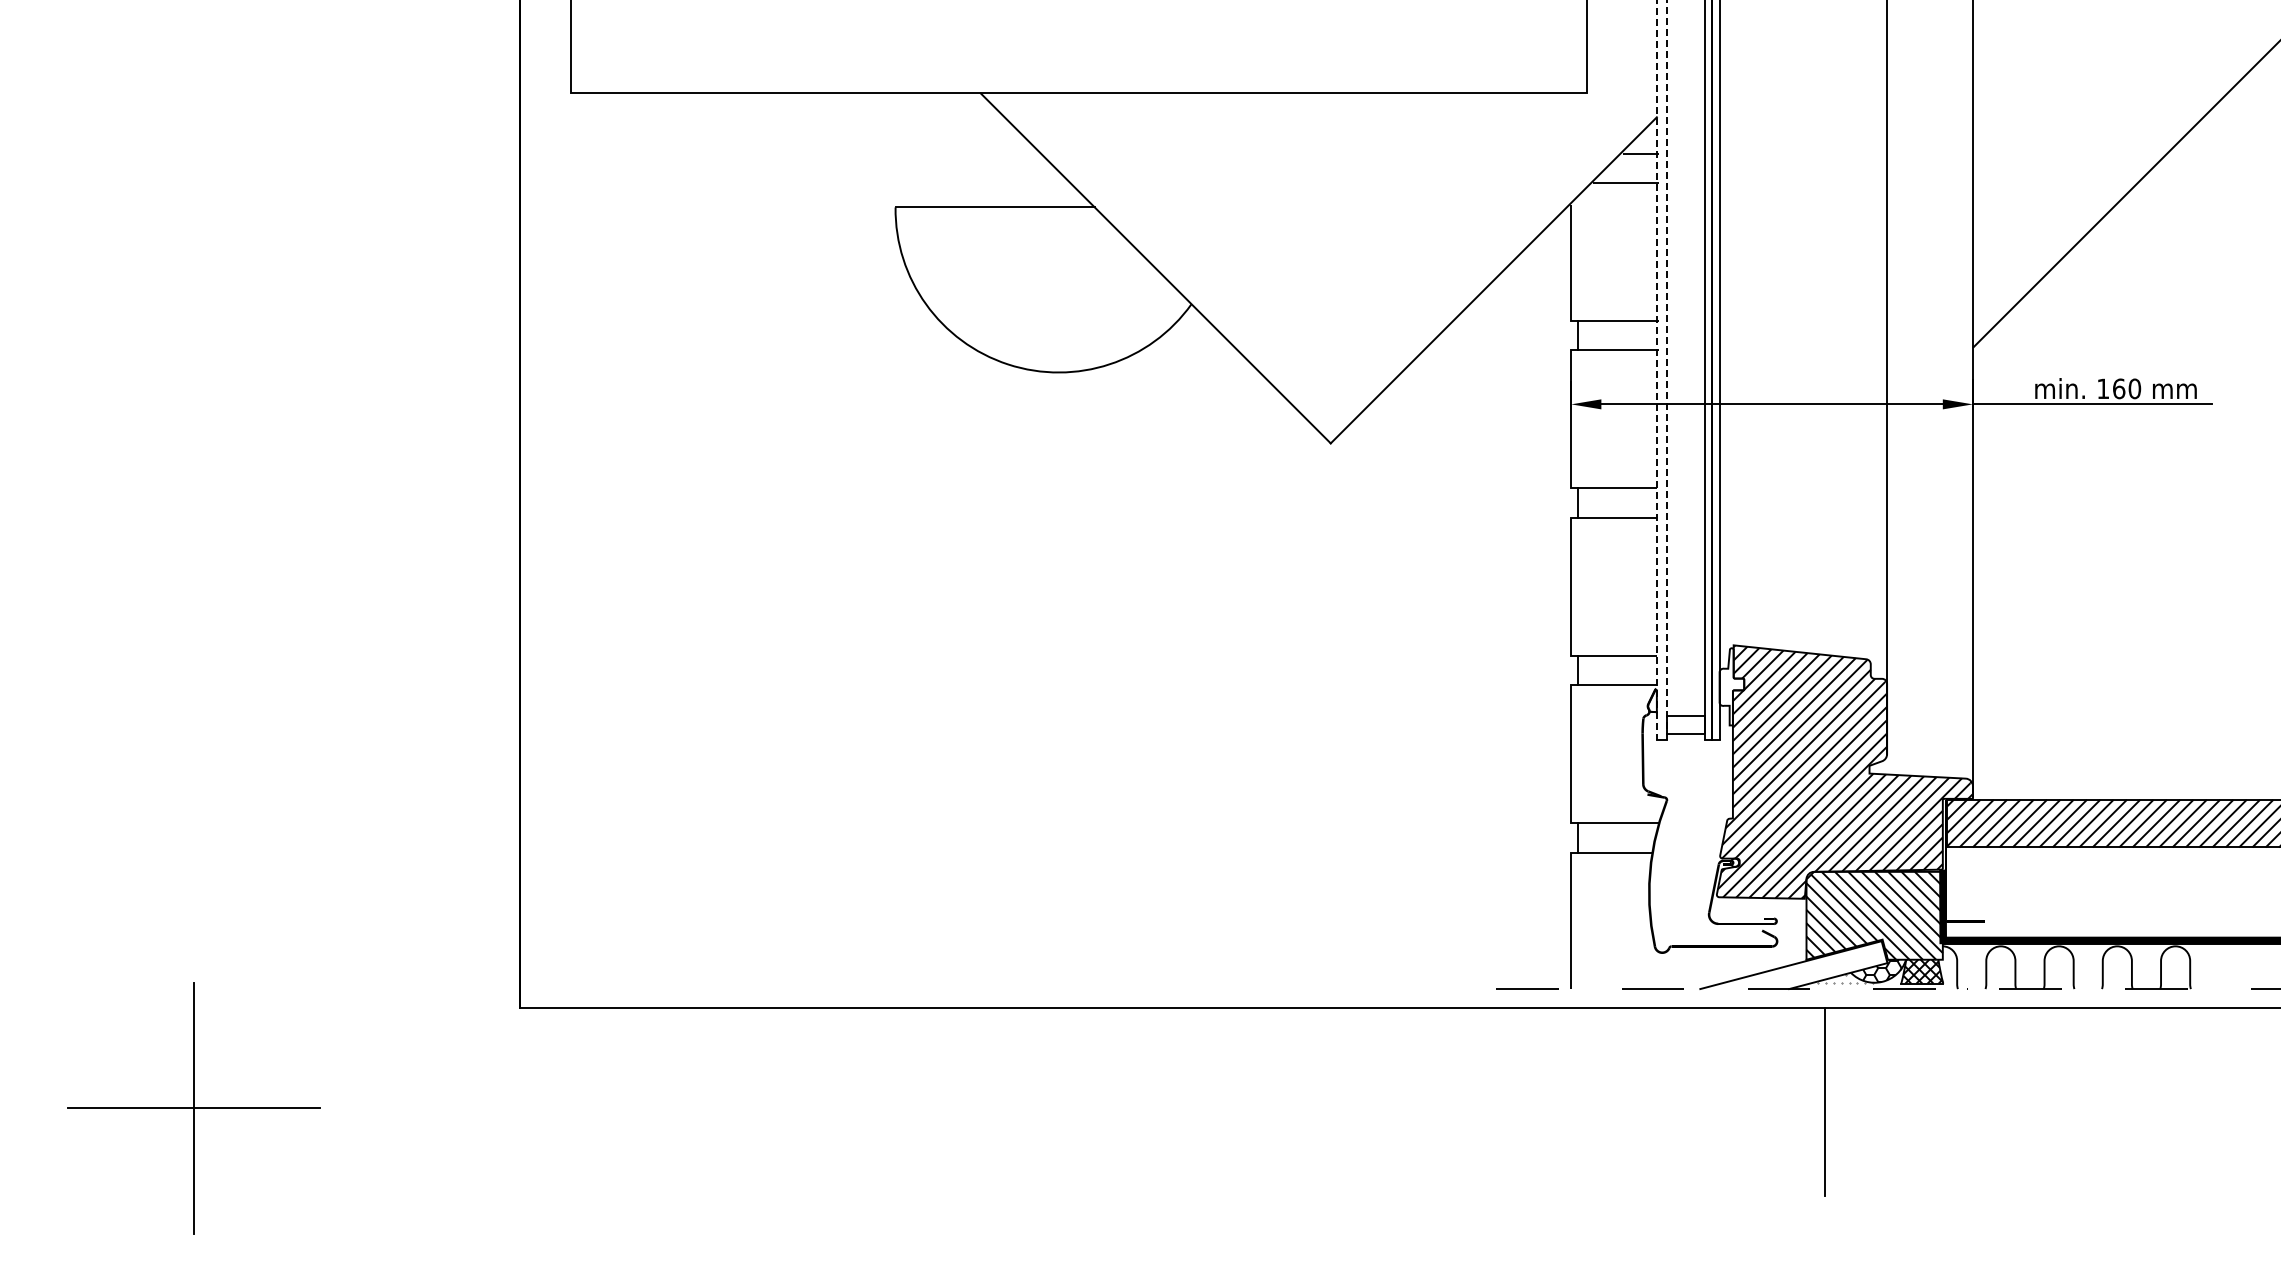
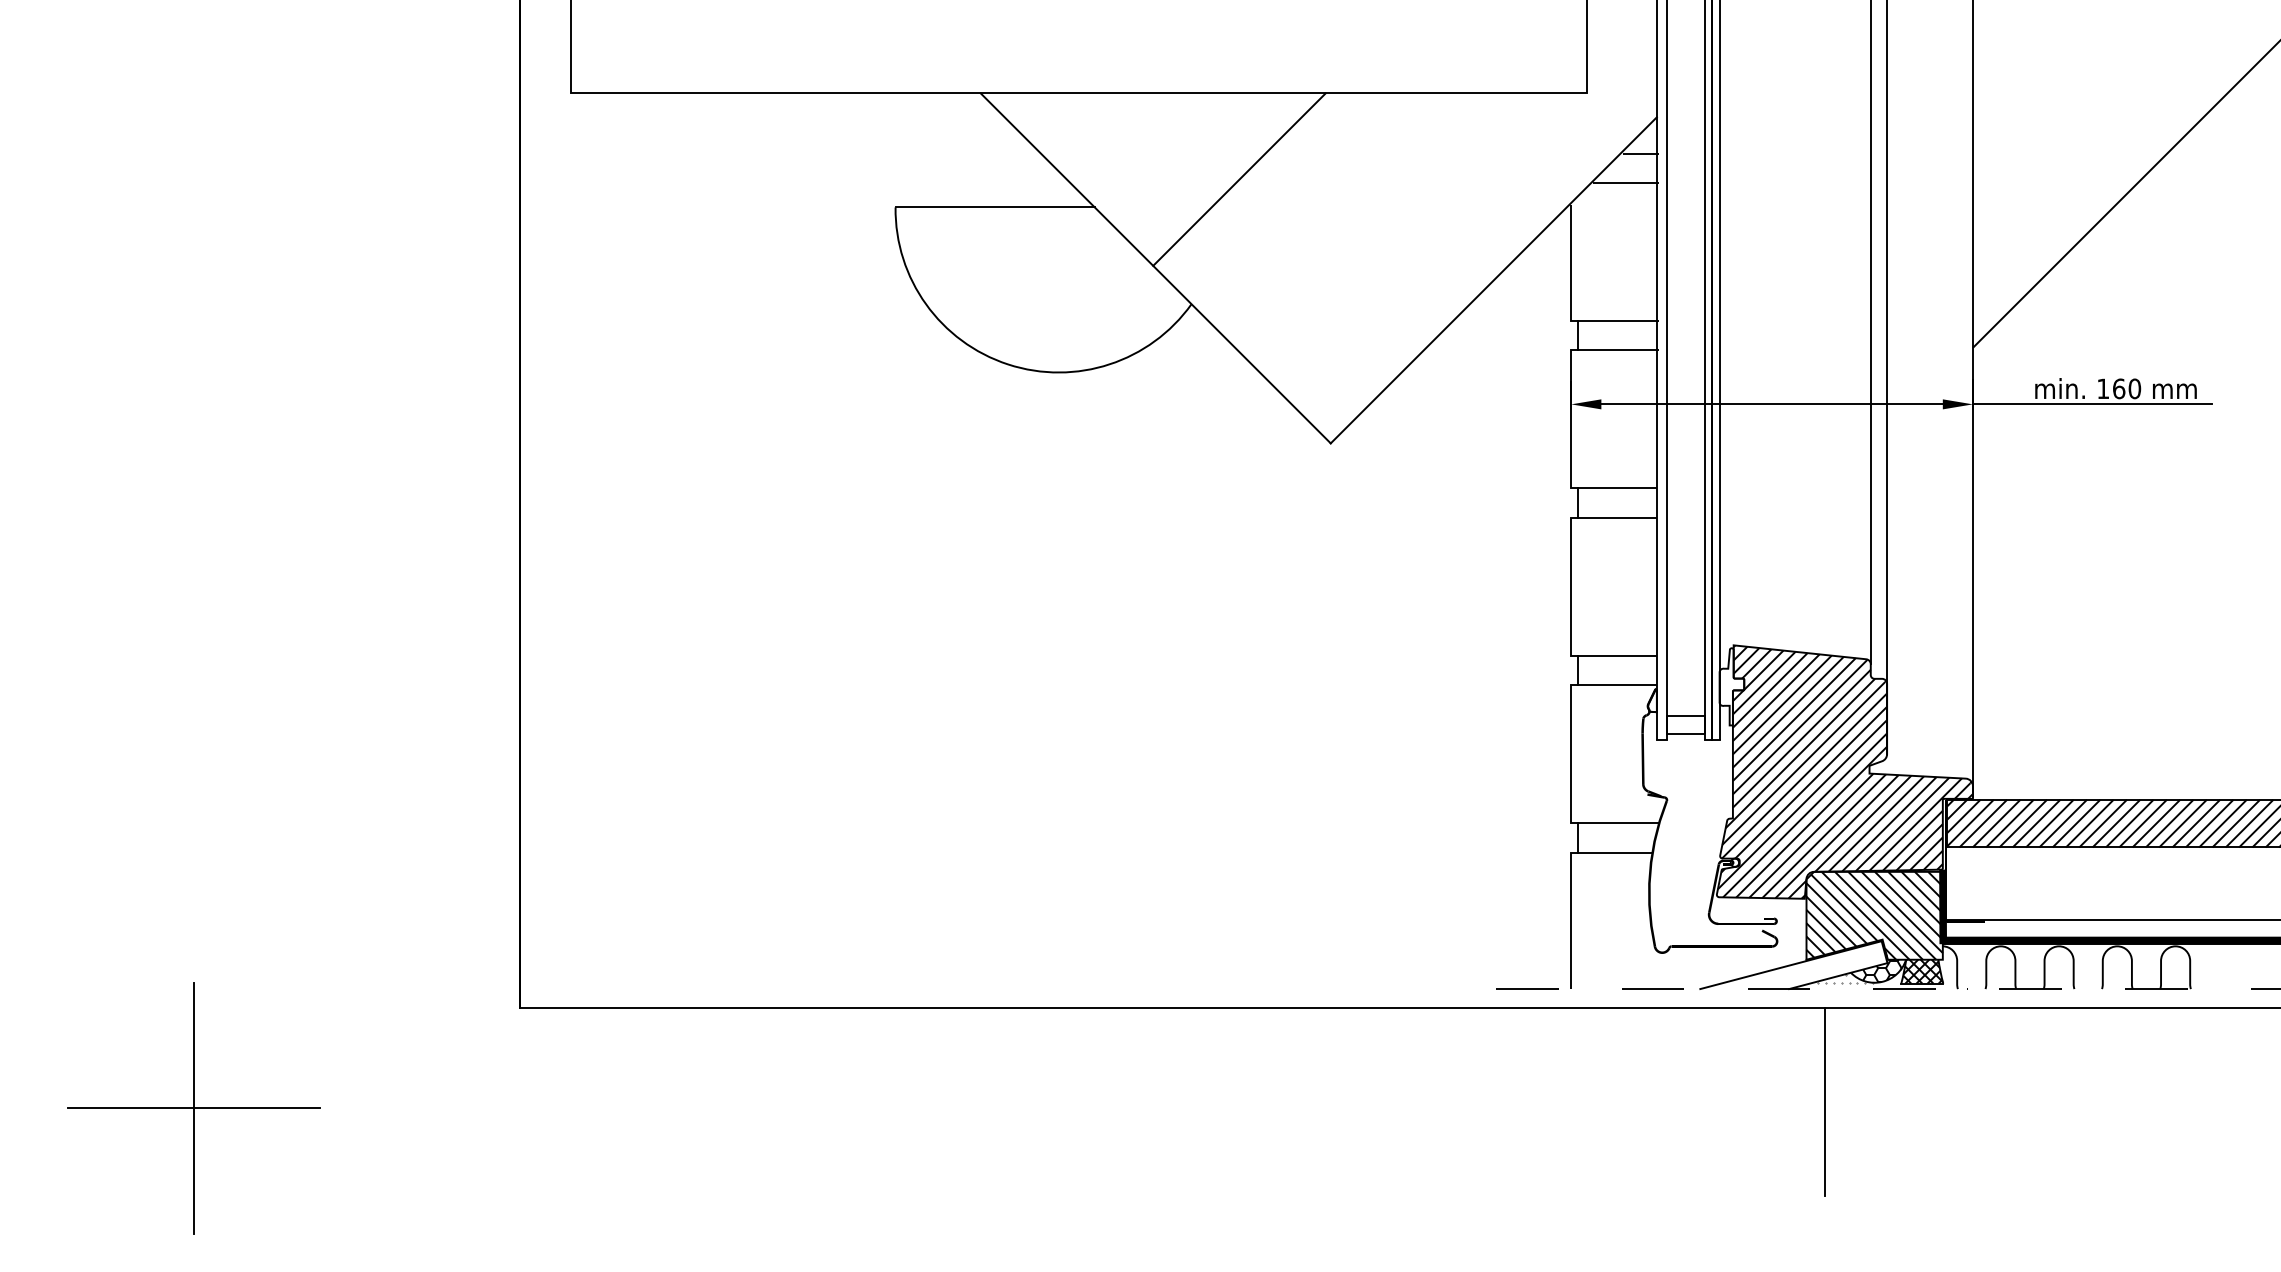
line: dashed -> solid (1656, 0)
line: none -> present (1239, 179)
line: none -> present (1870, 333)
line: none -> present (2110, 920)
